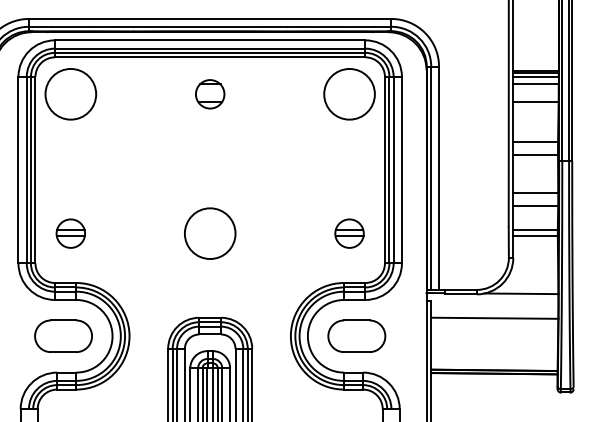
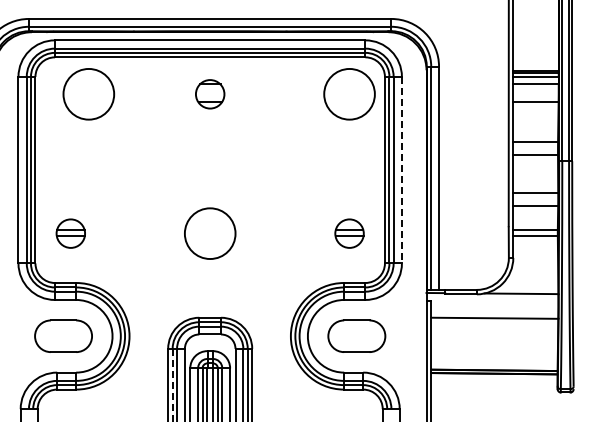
circle position: (70, 94) -> (88, 94) (88, 94)
line: solid -> dashed (401, 170)
line: solid -> dashed (172, 385)
